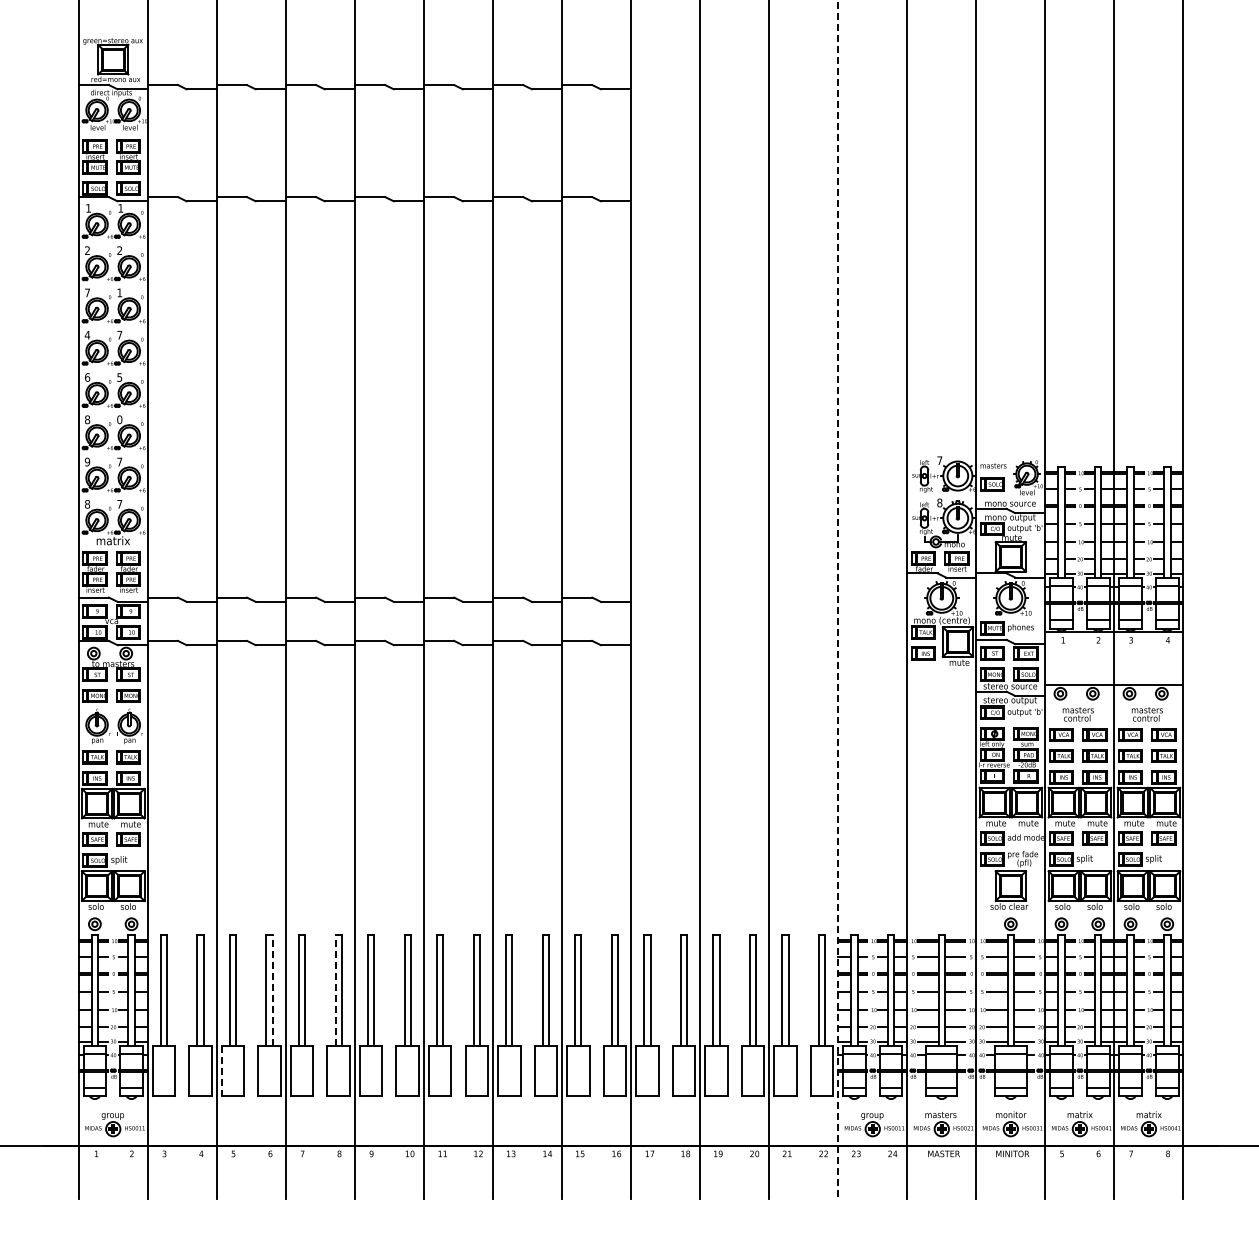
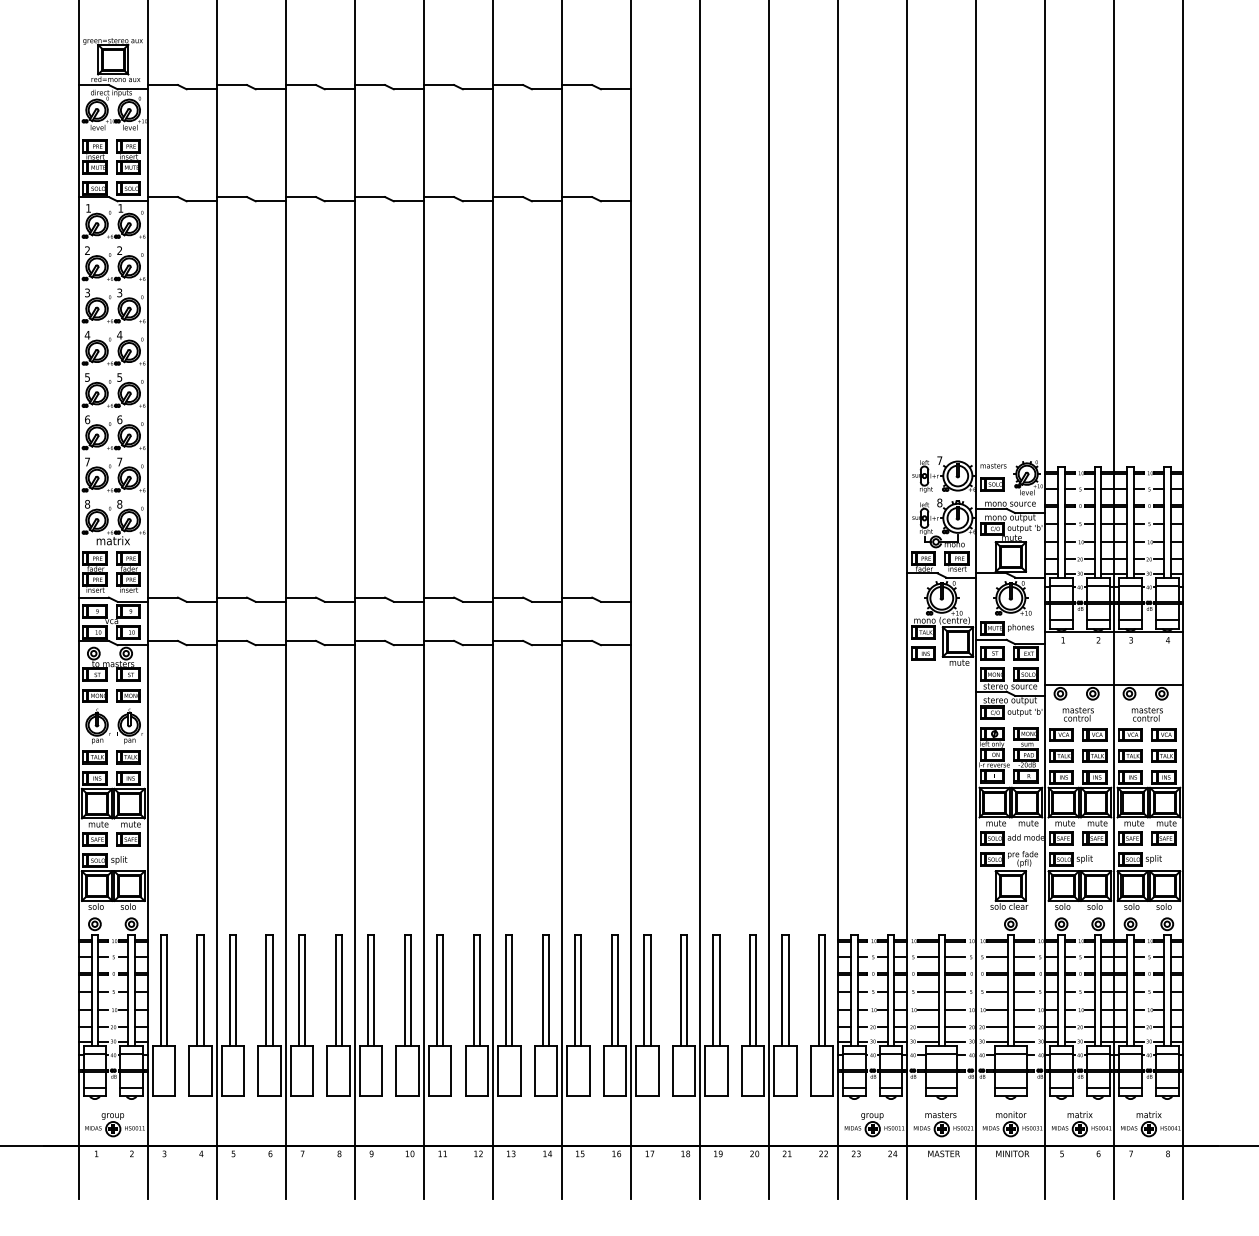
text: 7 -> 3 (87, 292)
text: 1 -> 3 (119, 292)
text: 7 -> 4 (119, 335)
text: 6 -> 5 (87, 377)
text: 8 -> 6 (87, 419)
text: 0 -> 6 (119, 419)
text: 9 -> 7 (87, 461)
text: 7 -> 8 (119, 504)
line: dashed -> solid (838, 599)
line: dashed -> solid (272, 989)
line: dashed -> solid (335, 989)
line: dashed -> solid (221, 1071)
